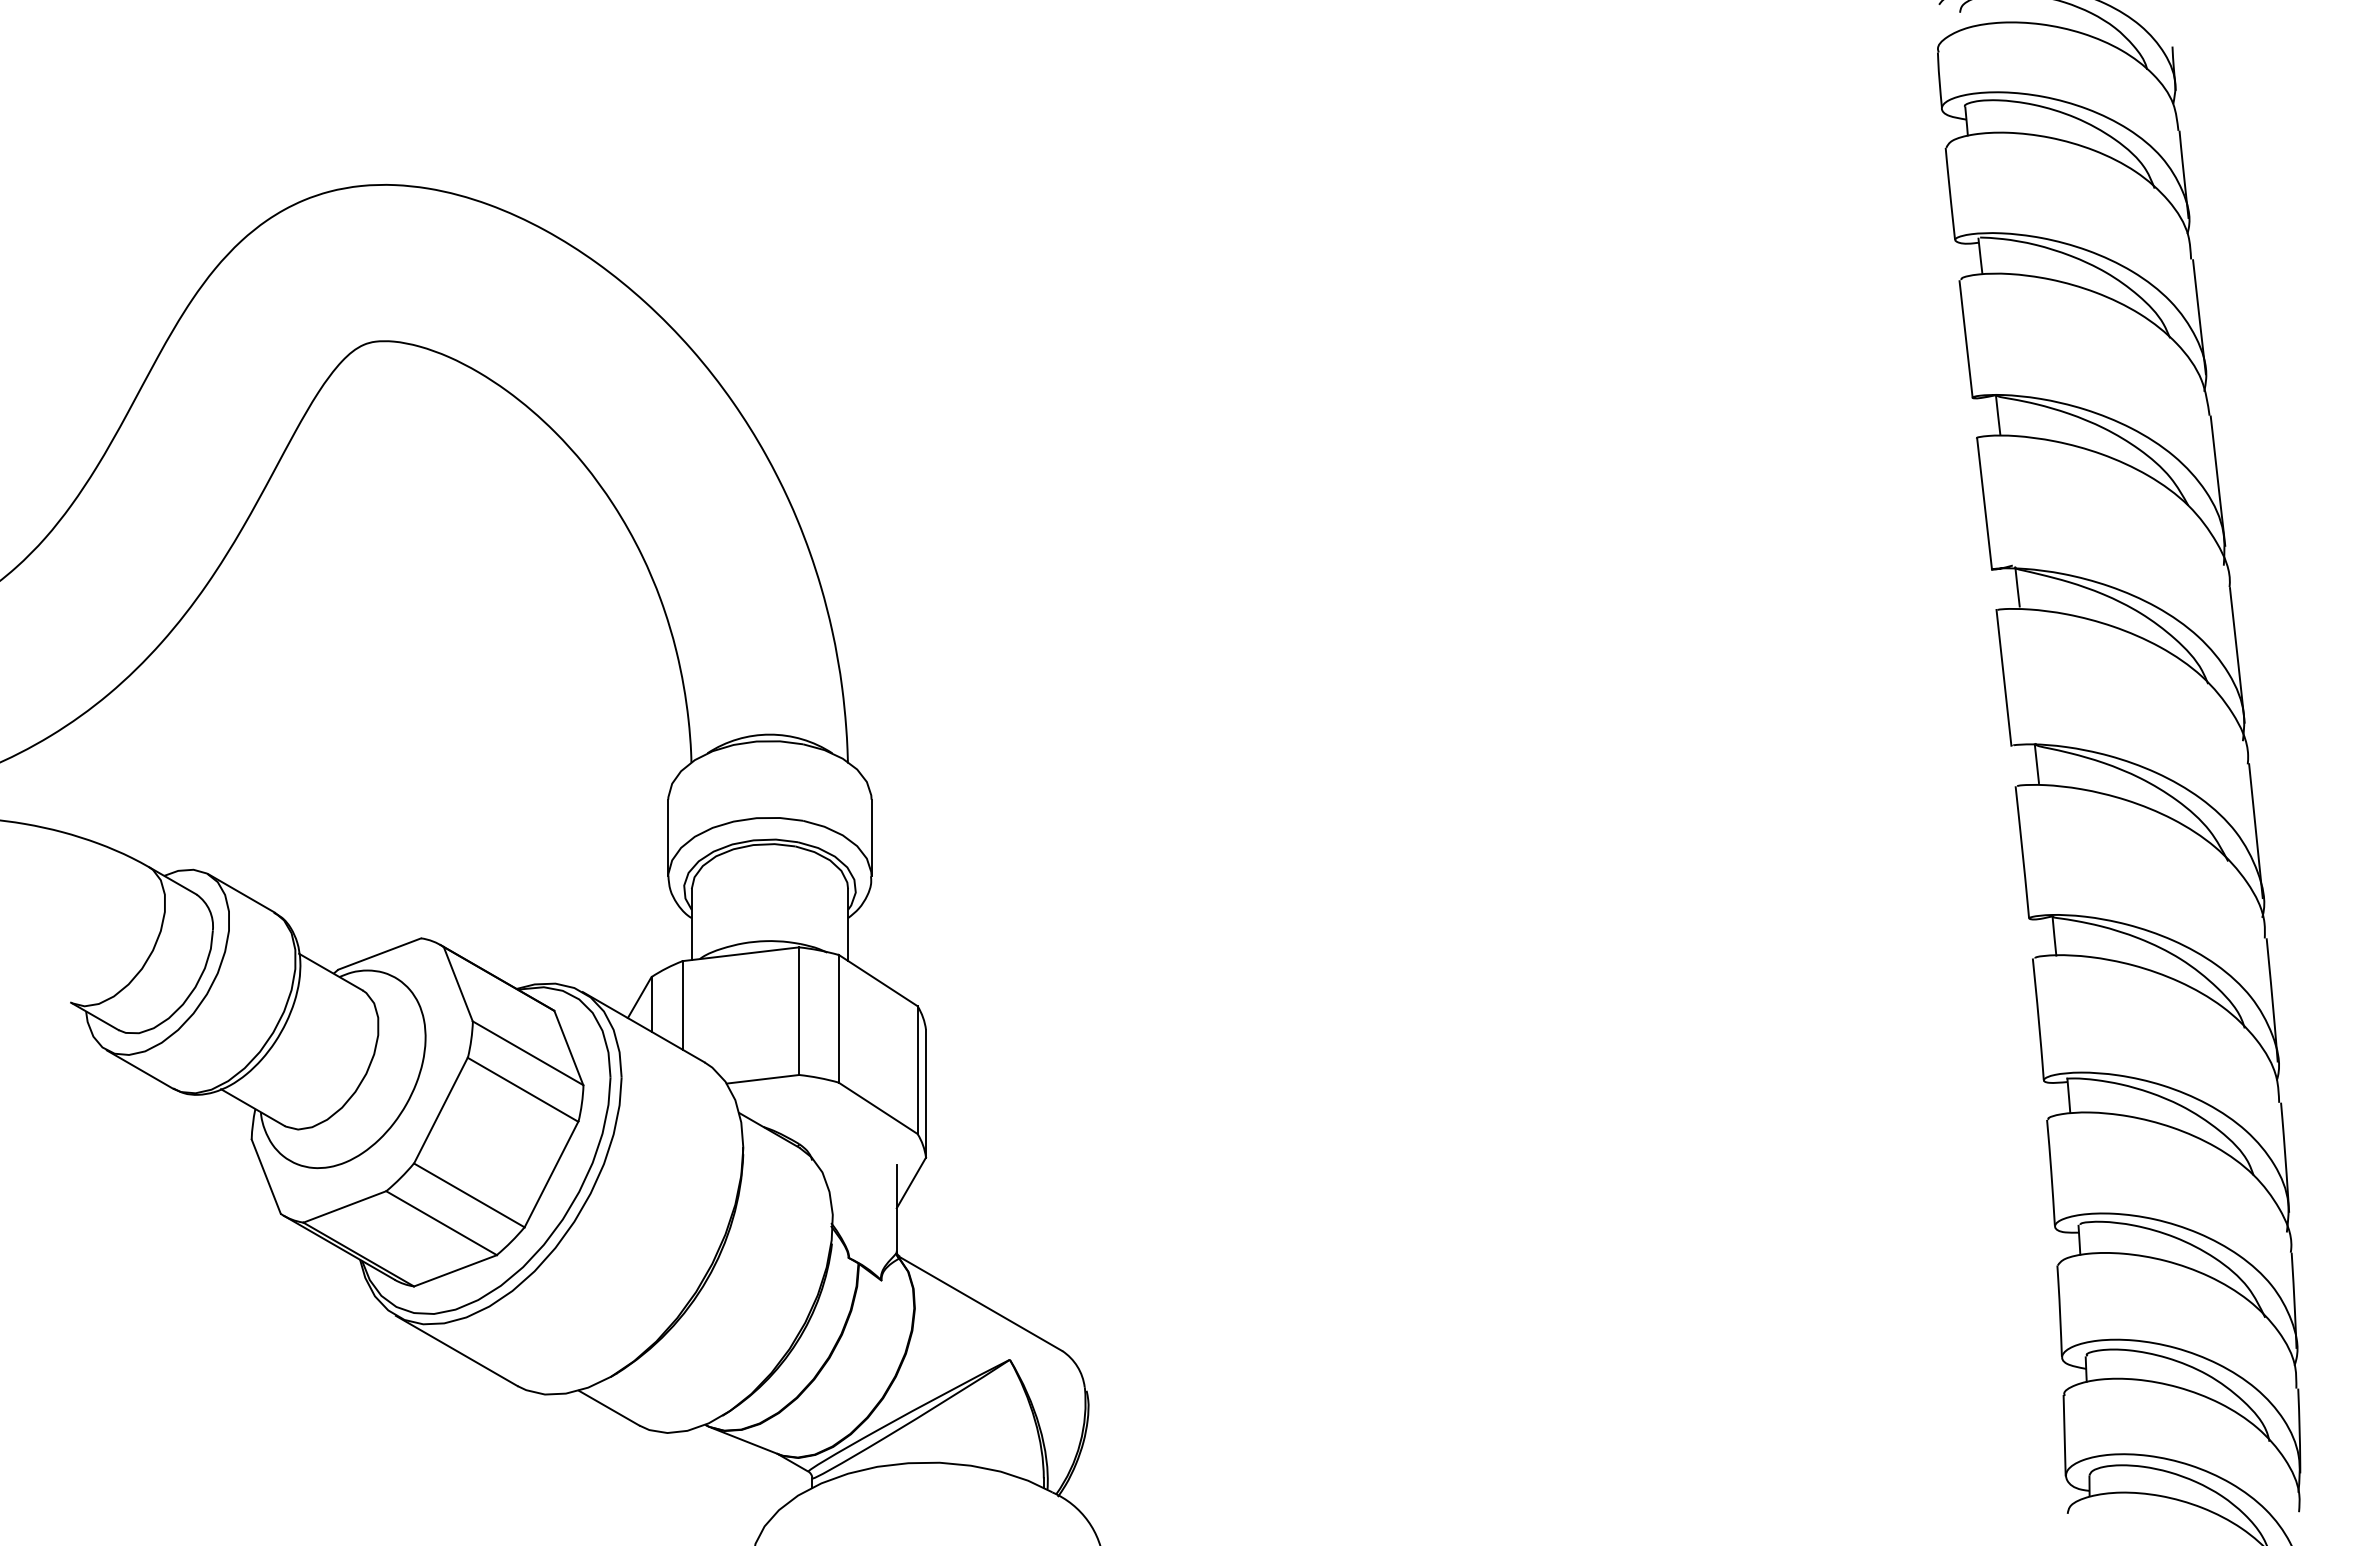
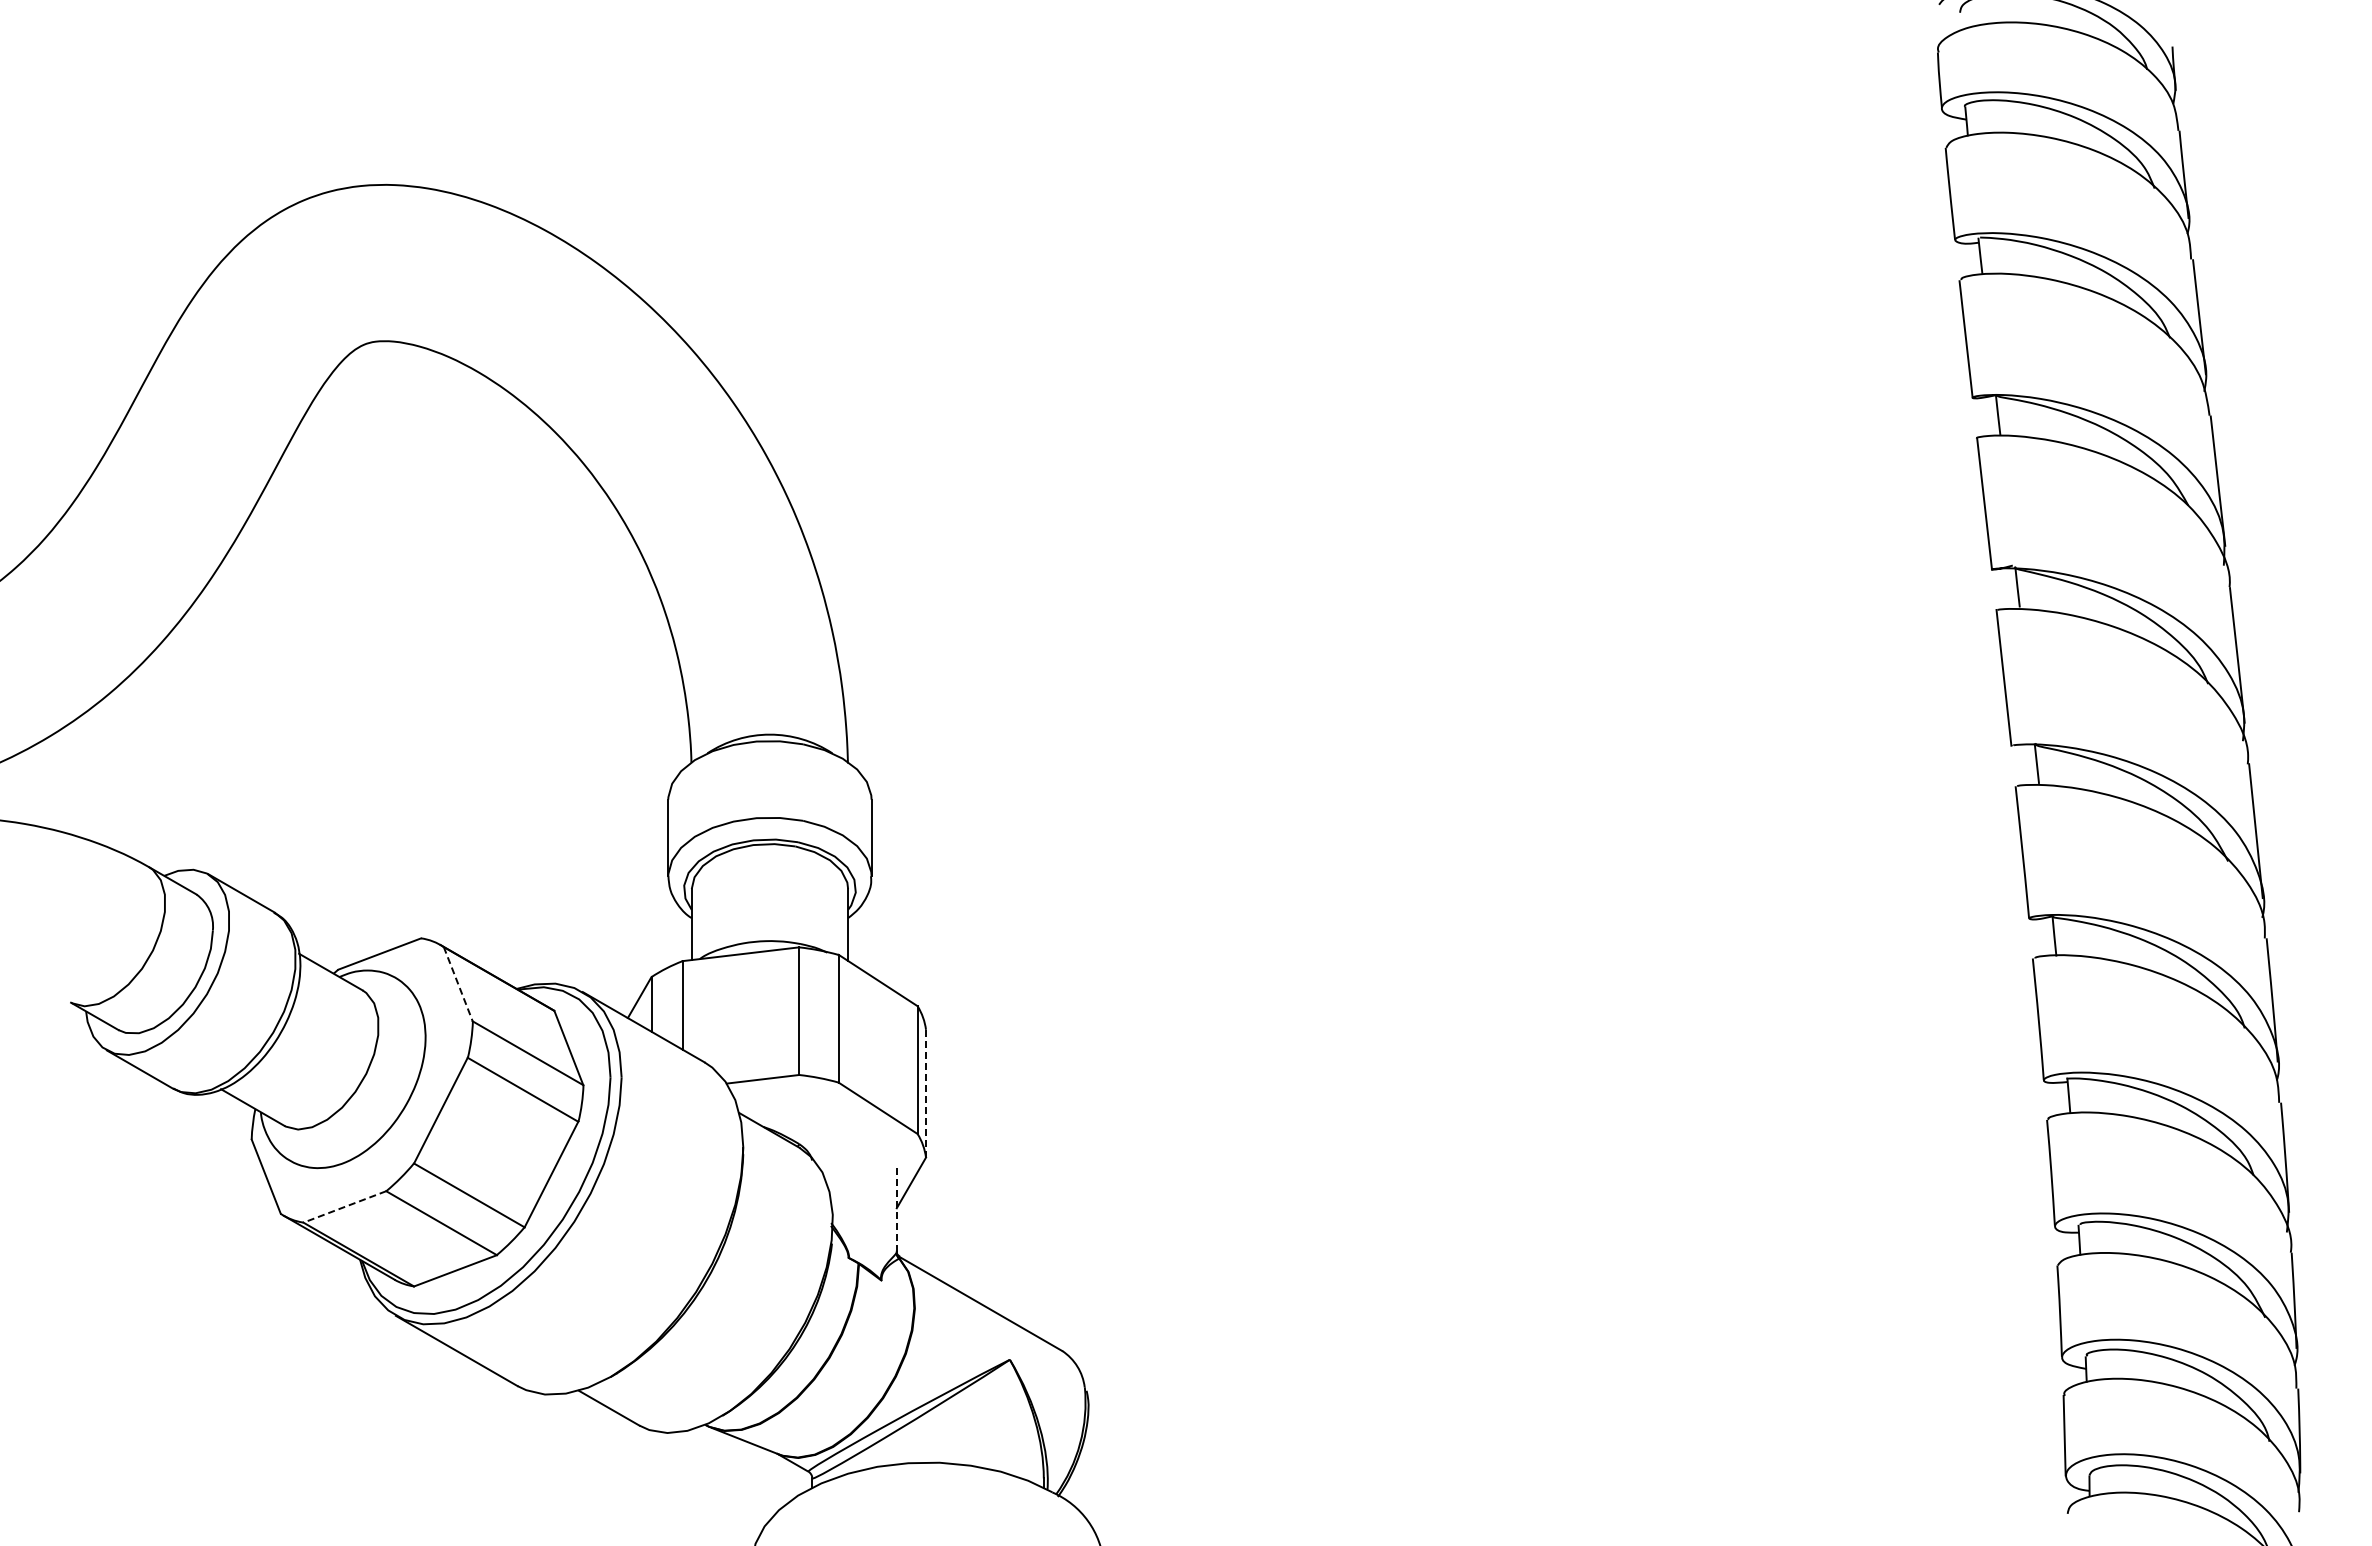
line: solid -> dashed (458, 984)
line: solid -> dashed (926, 1093)
line: solid -> dashed (344, 1207)
line: solid -> dashed (896, 1207)
